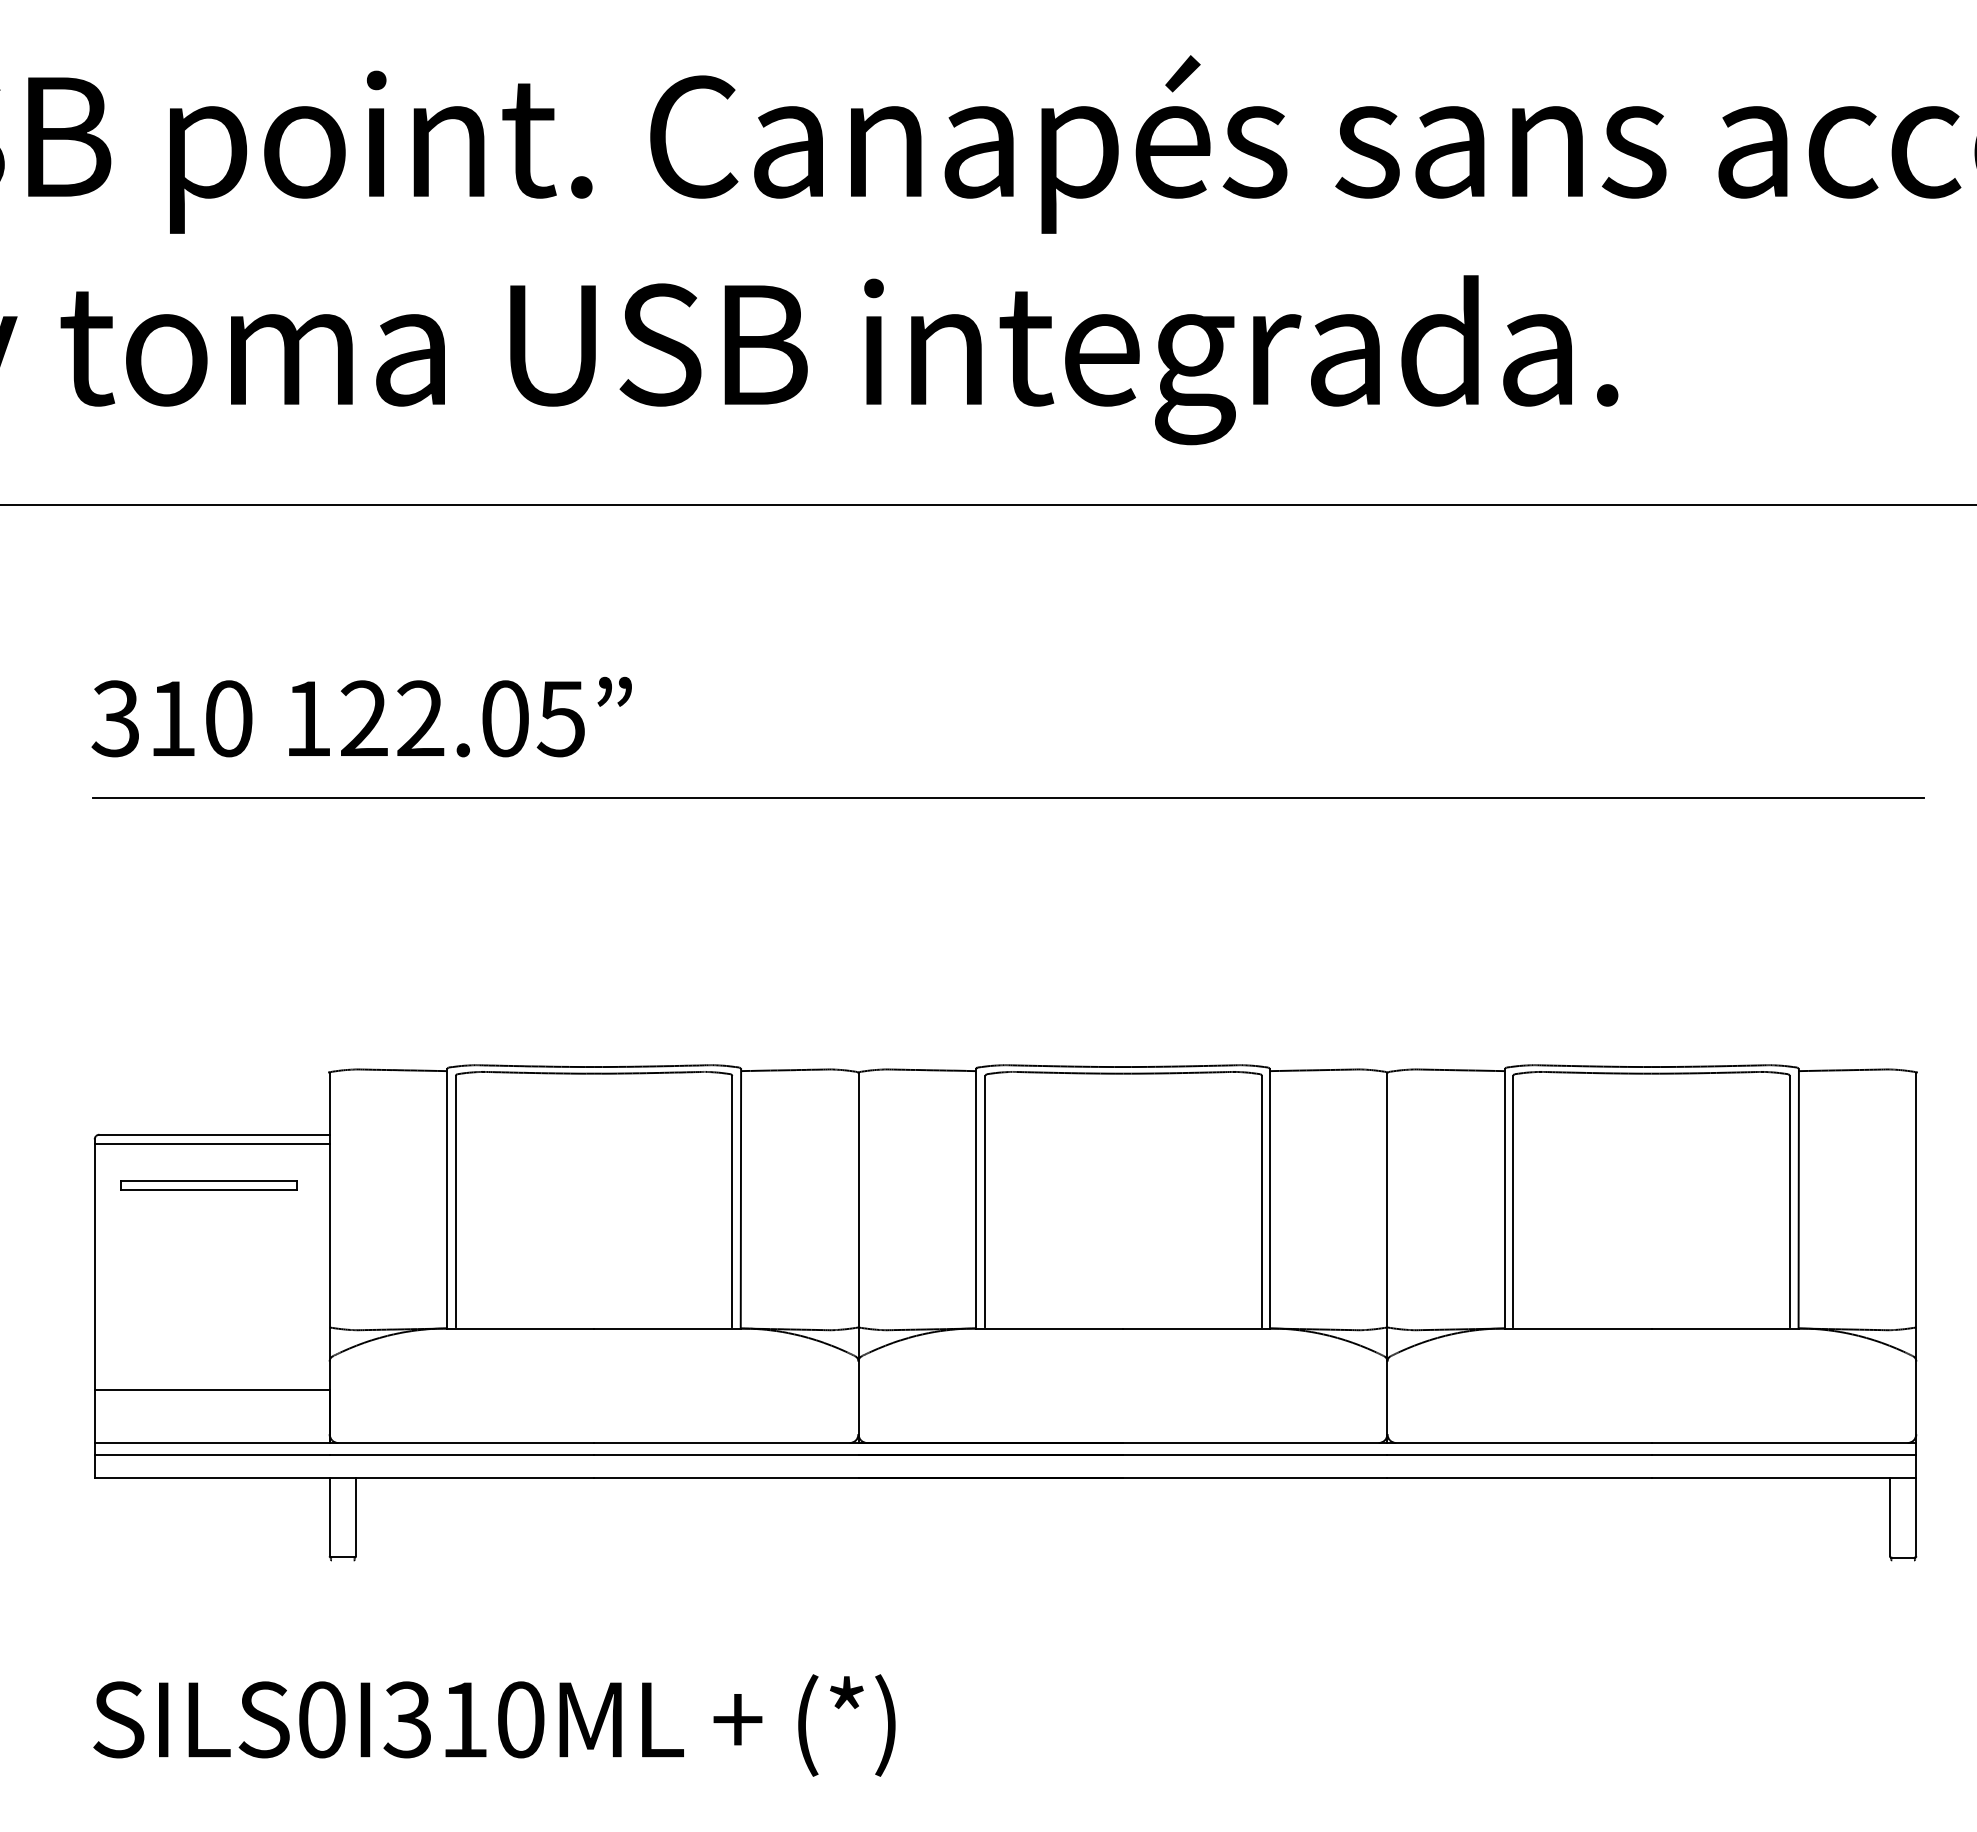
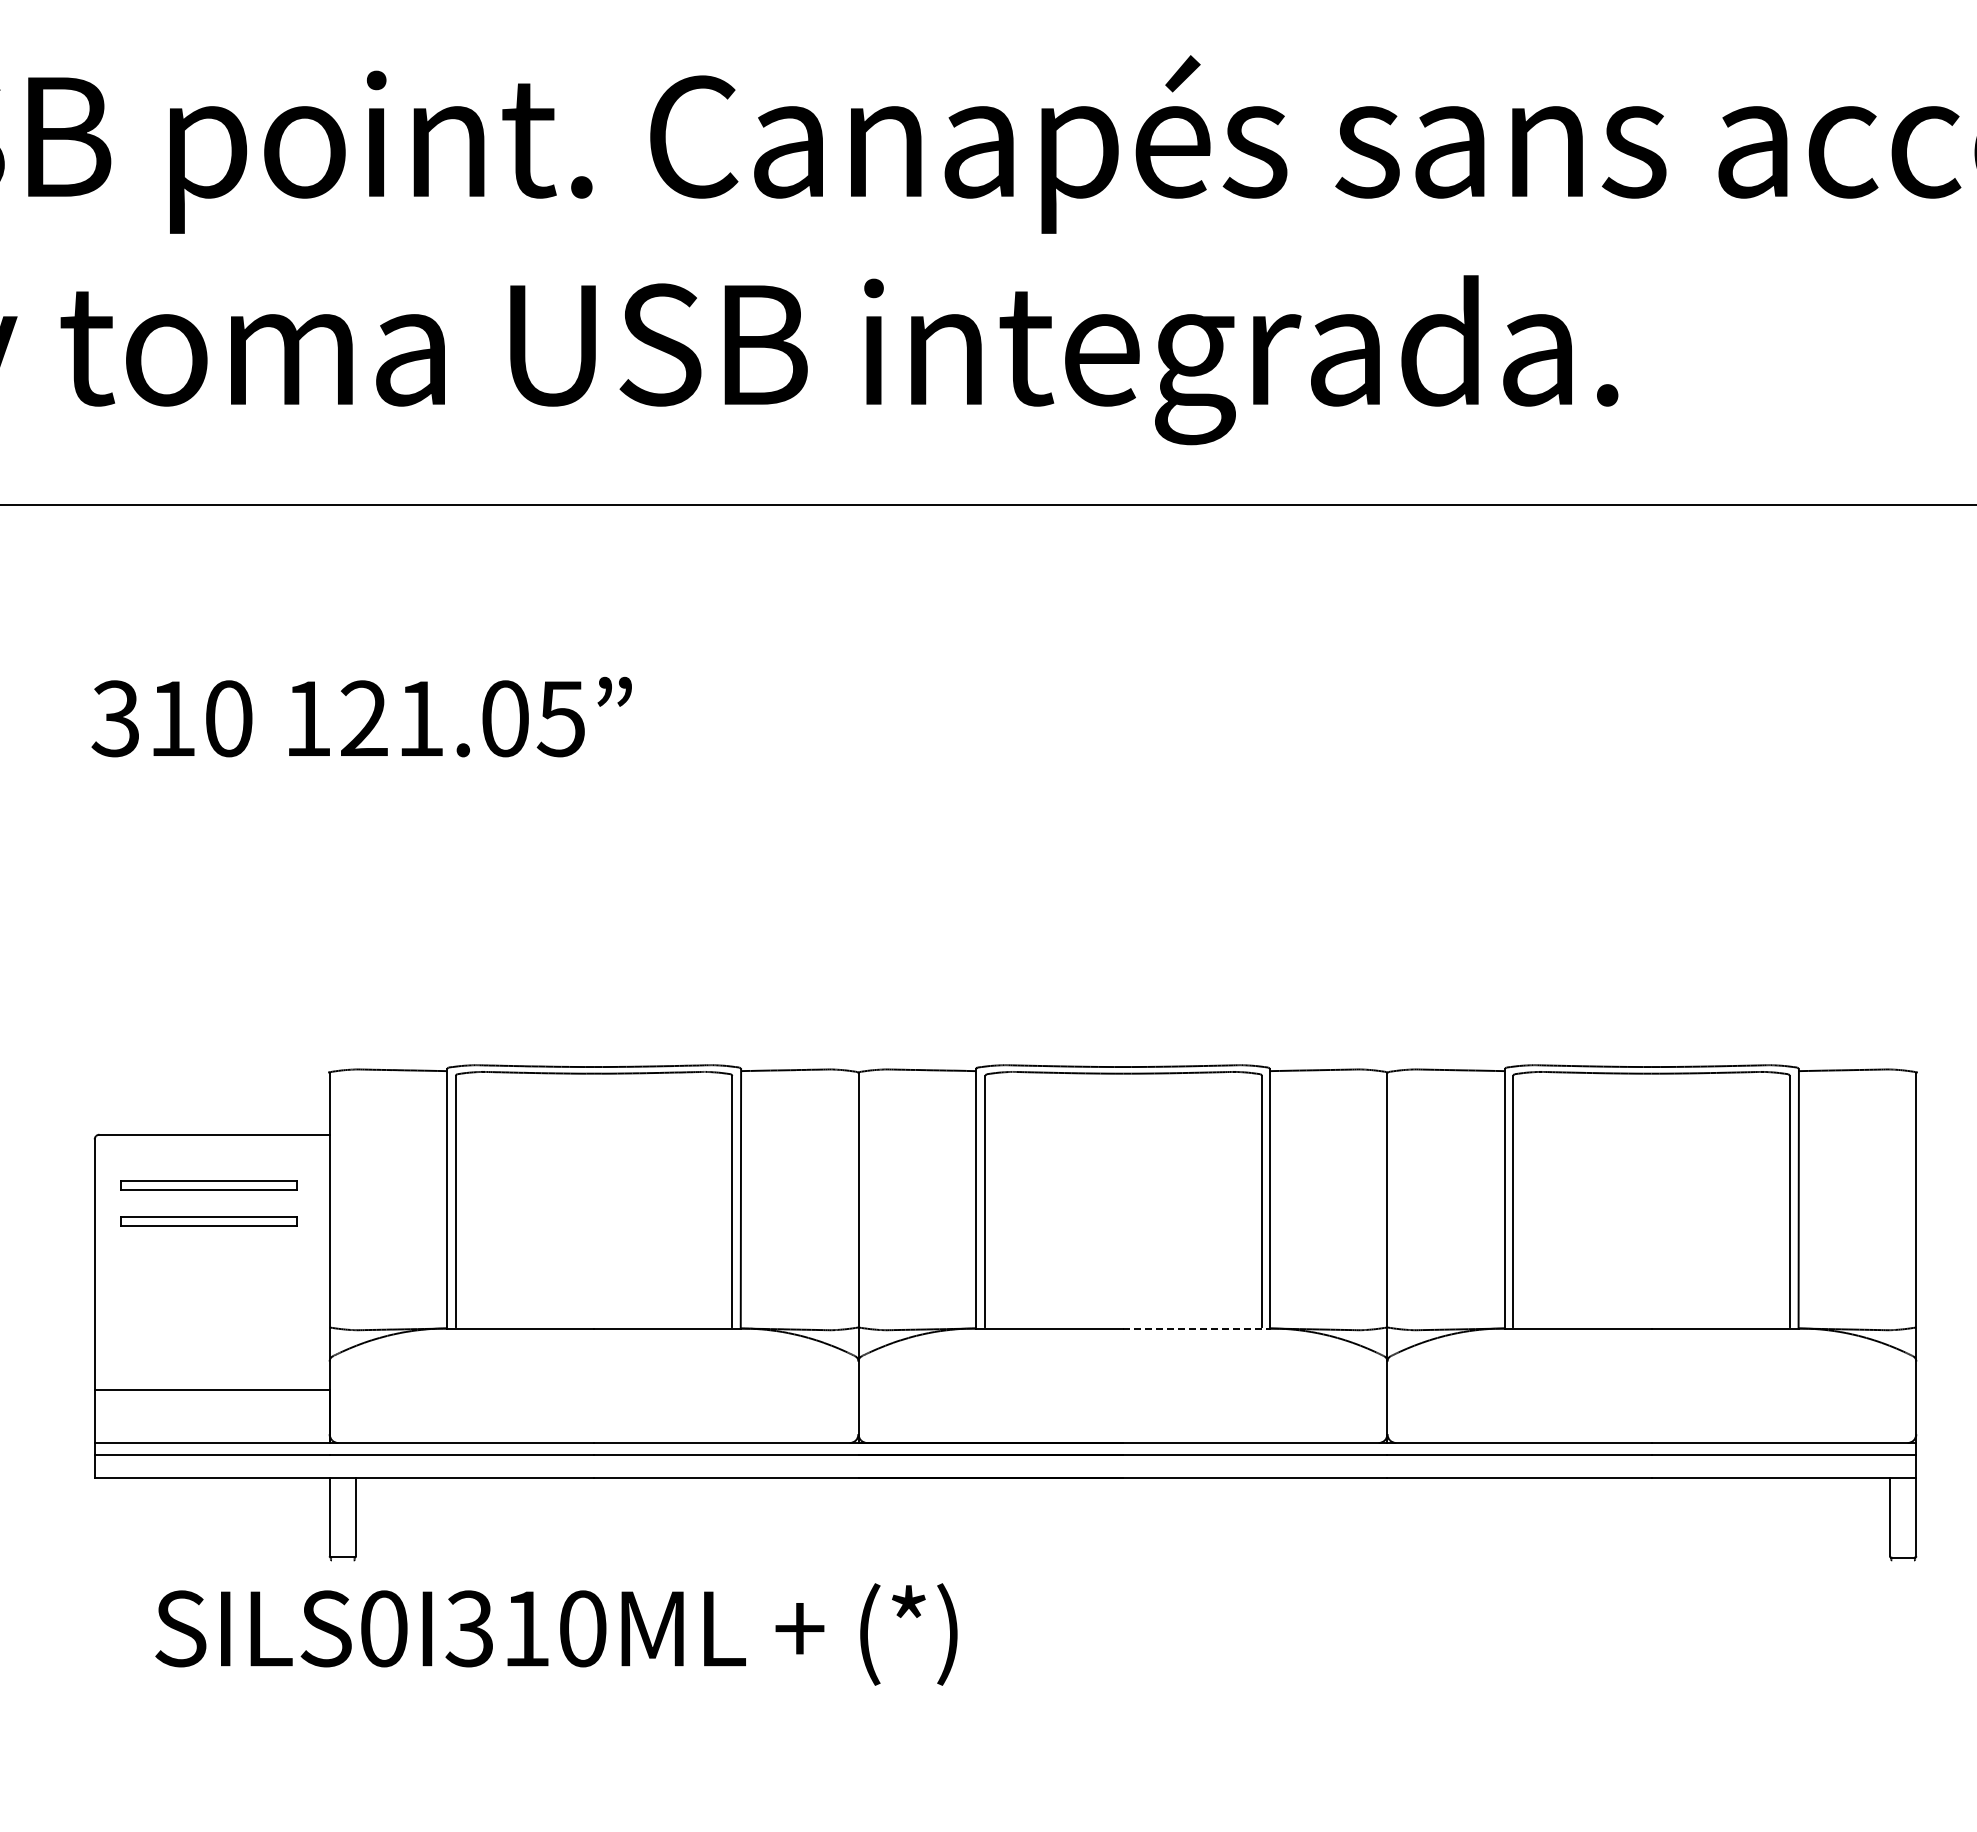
text: 122.05 -> 121.05 (420, 717)
line: present -> none (1008, 798)
line: present -> none (211, 1144)
part: none -> present (208, 1221)
line: solid -> dashed (1196, 1328)
text position: (494, 1725) -> (556, 1634) (556, 1634)
